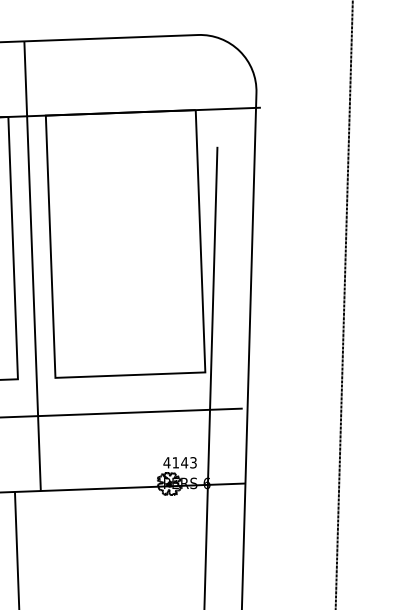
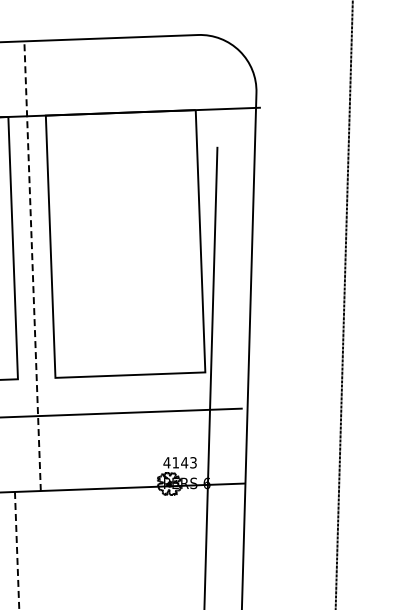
line: solid -> dashed (32, 266)
line: solid -> dashed (17, 550)
